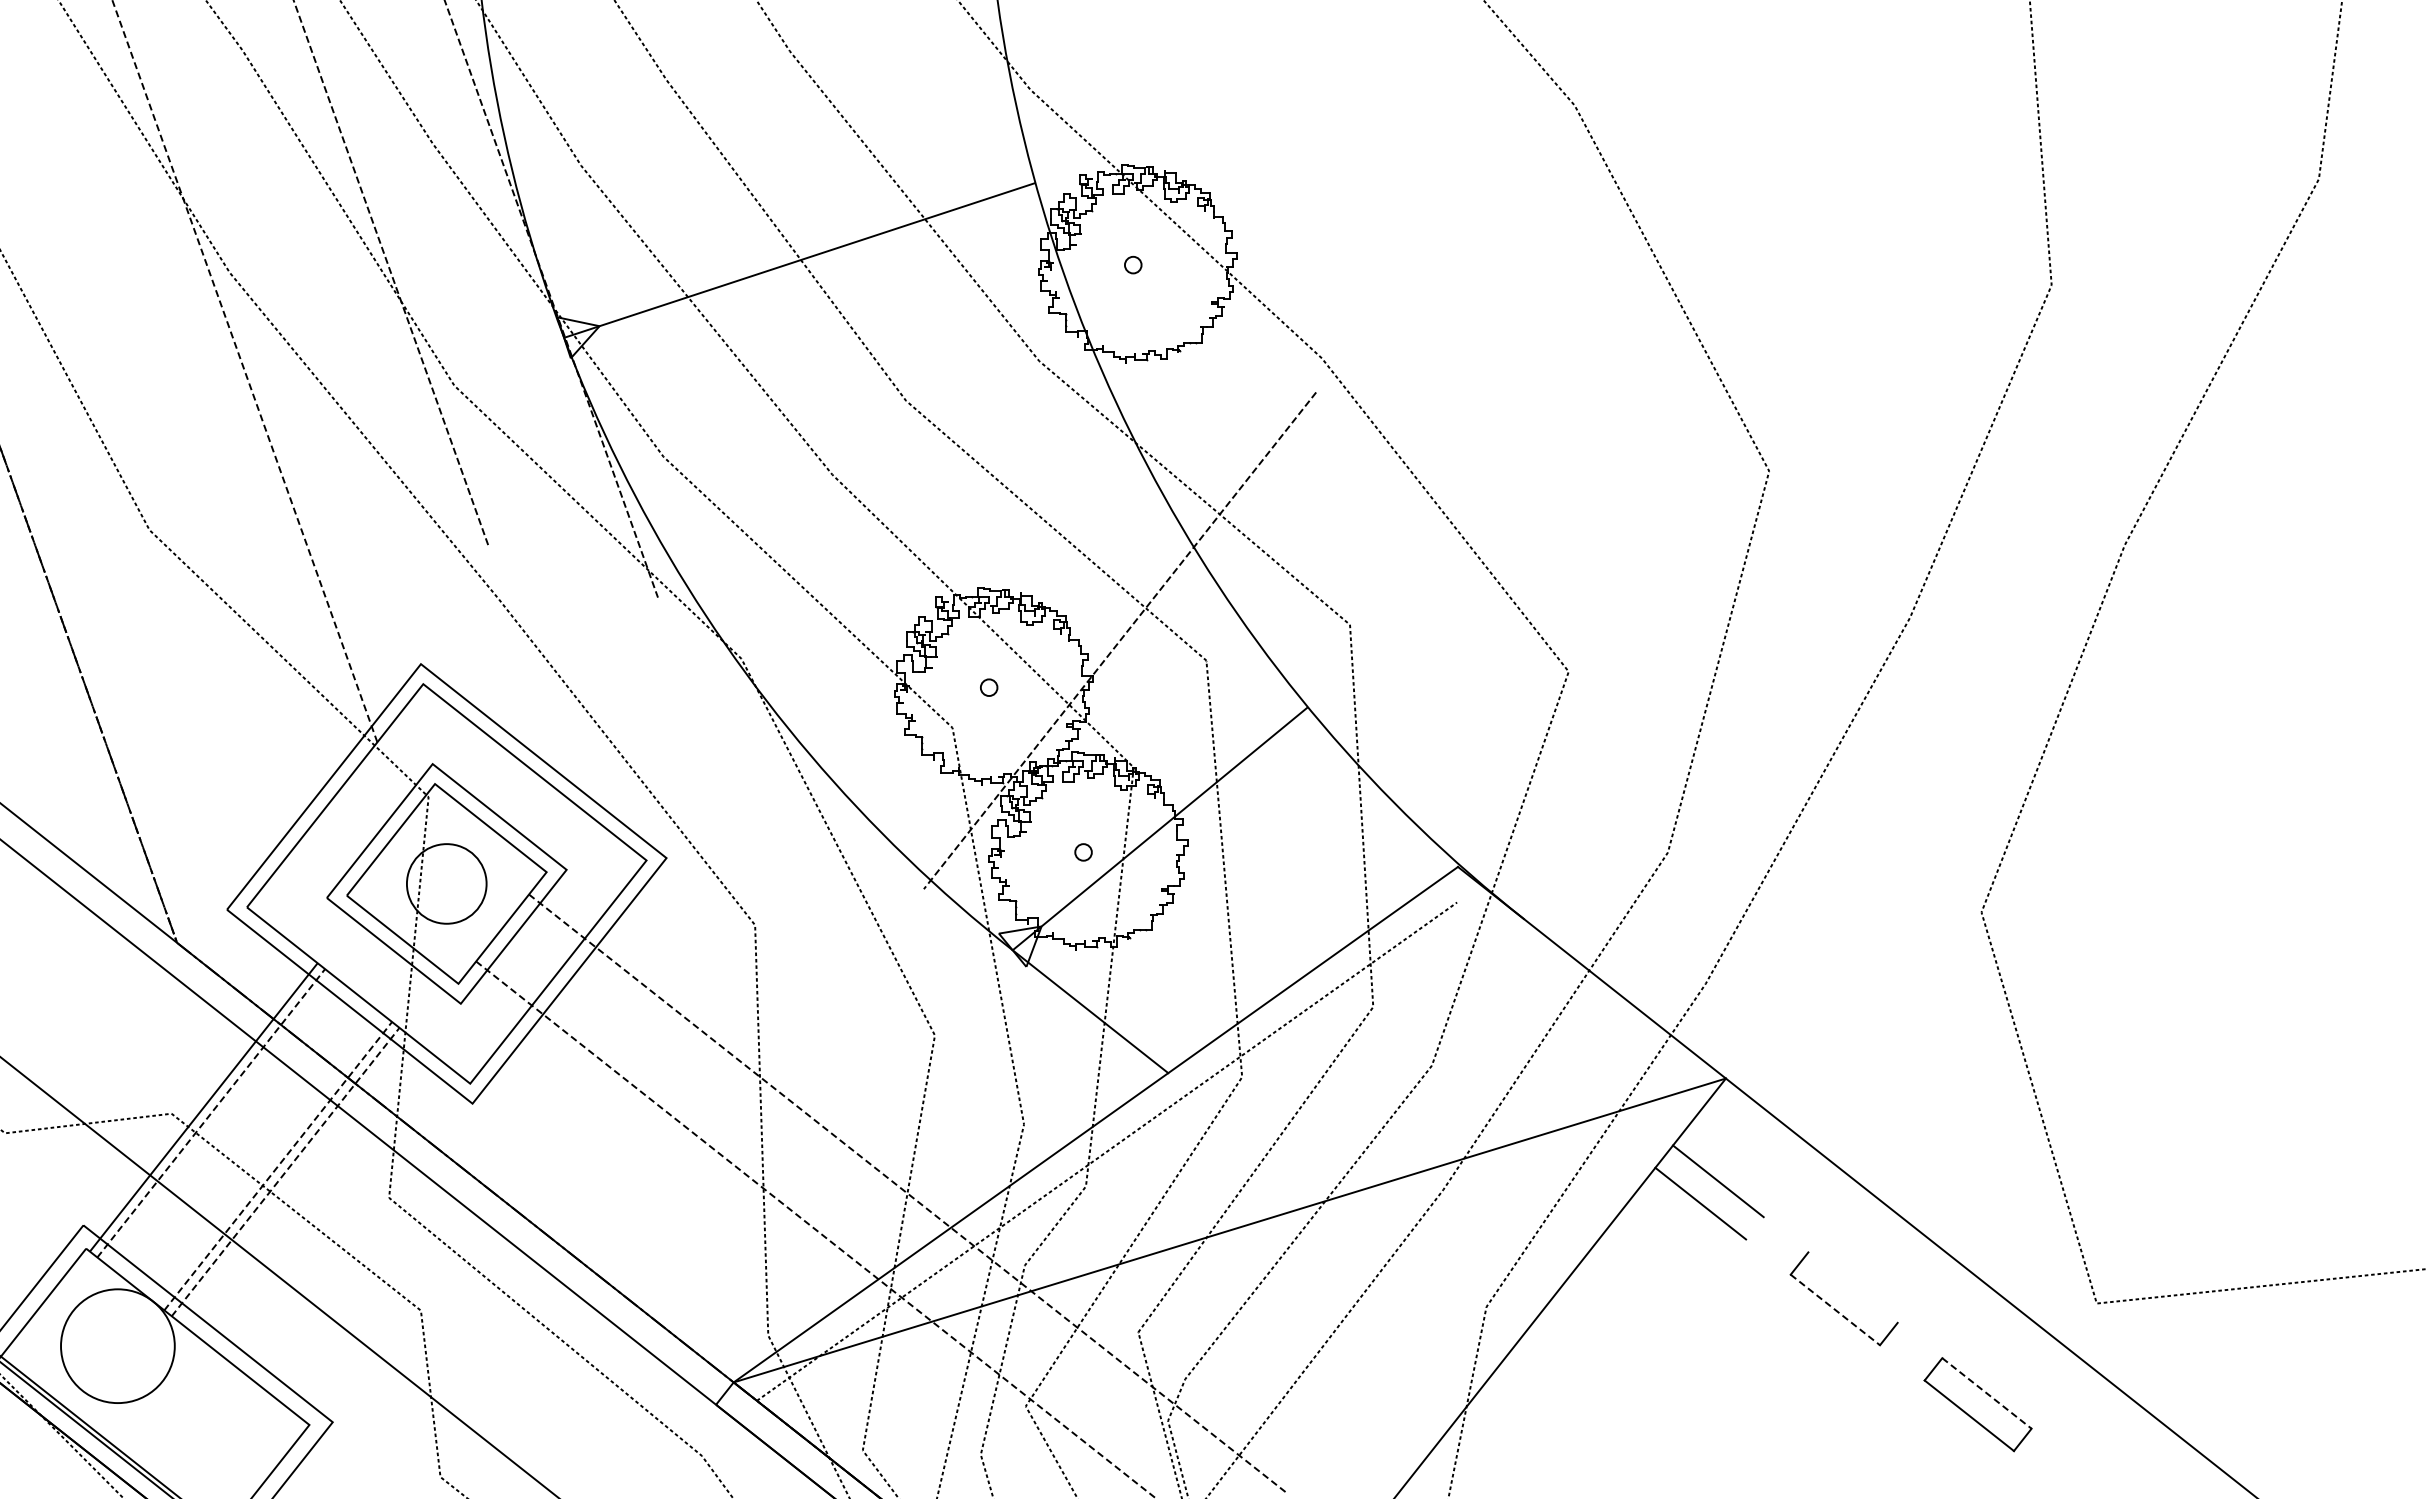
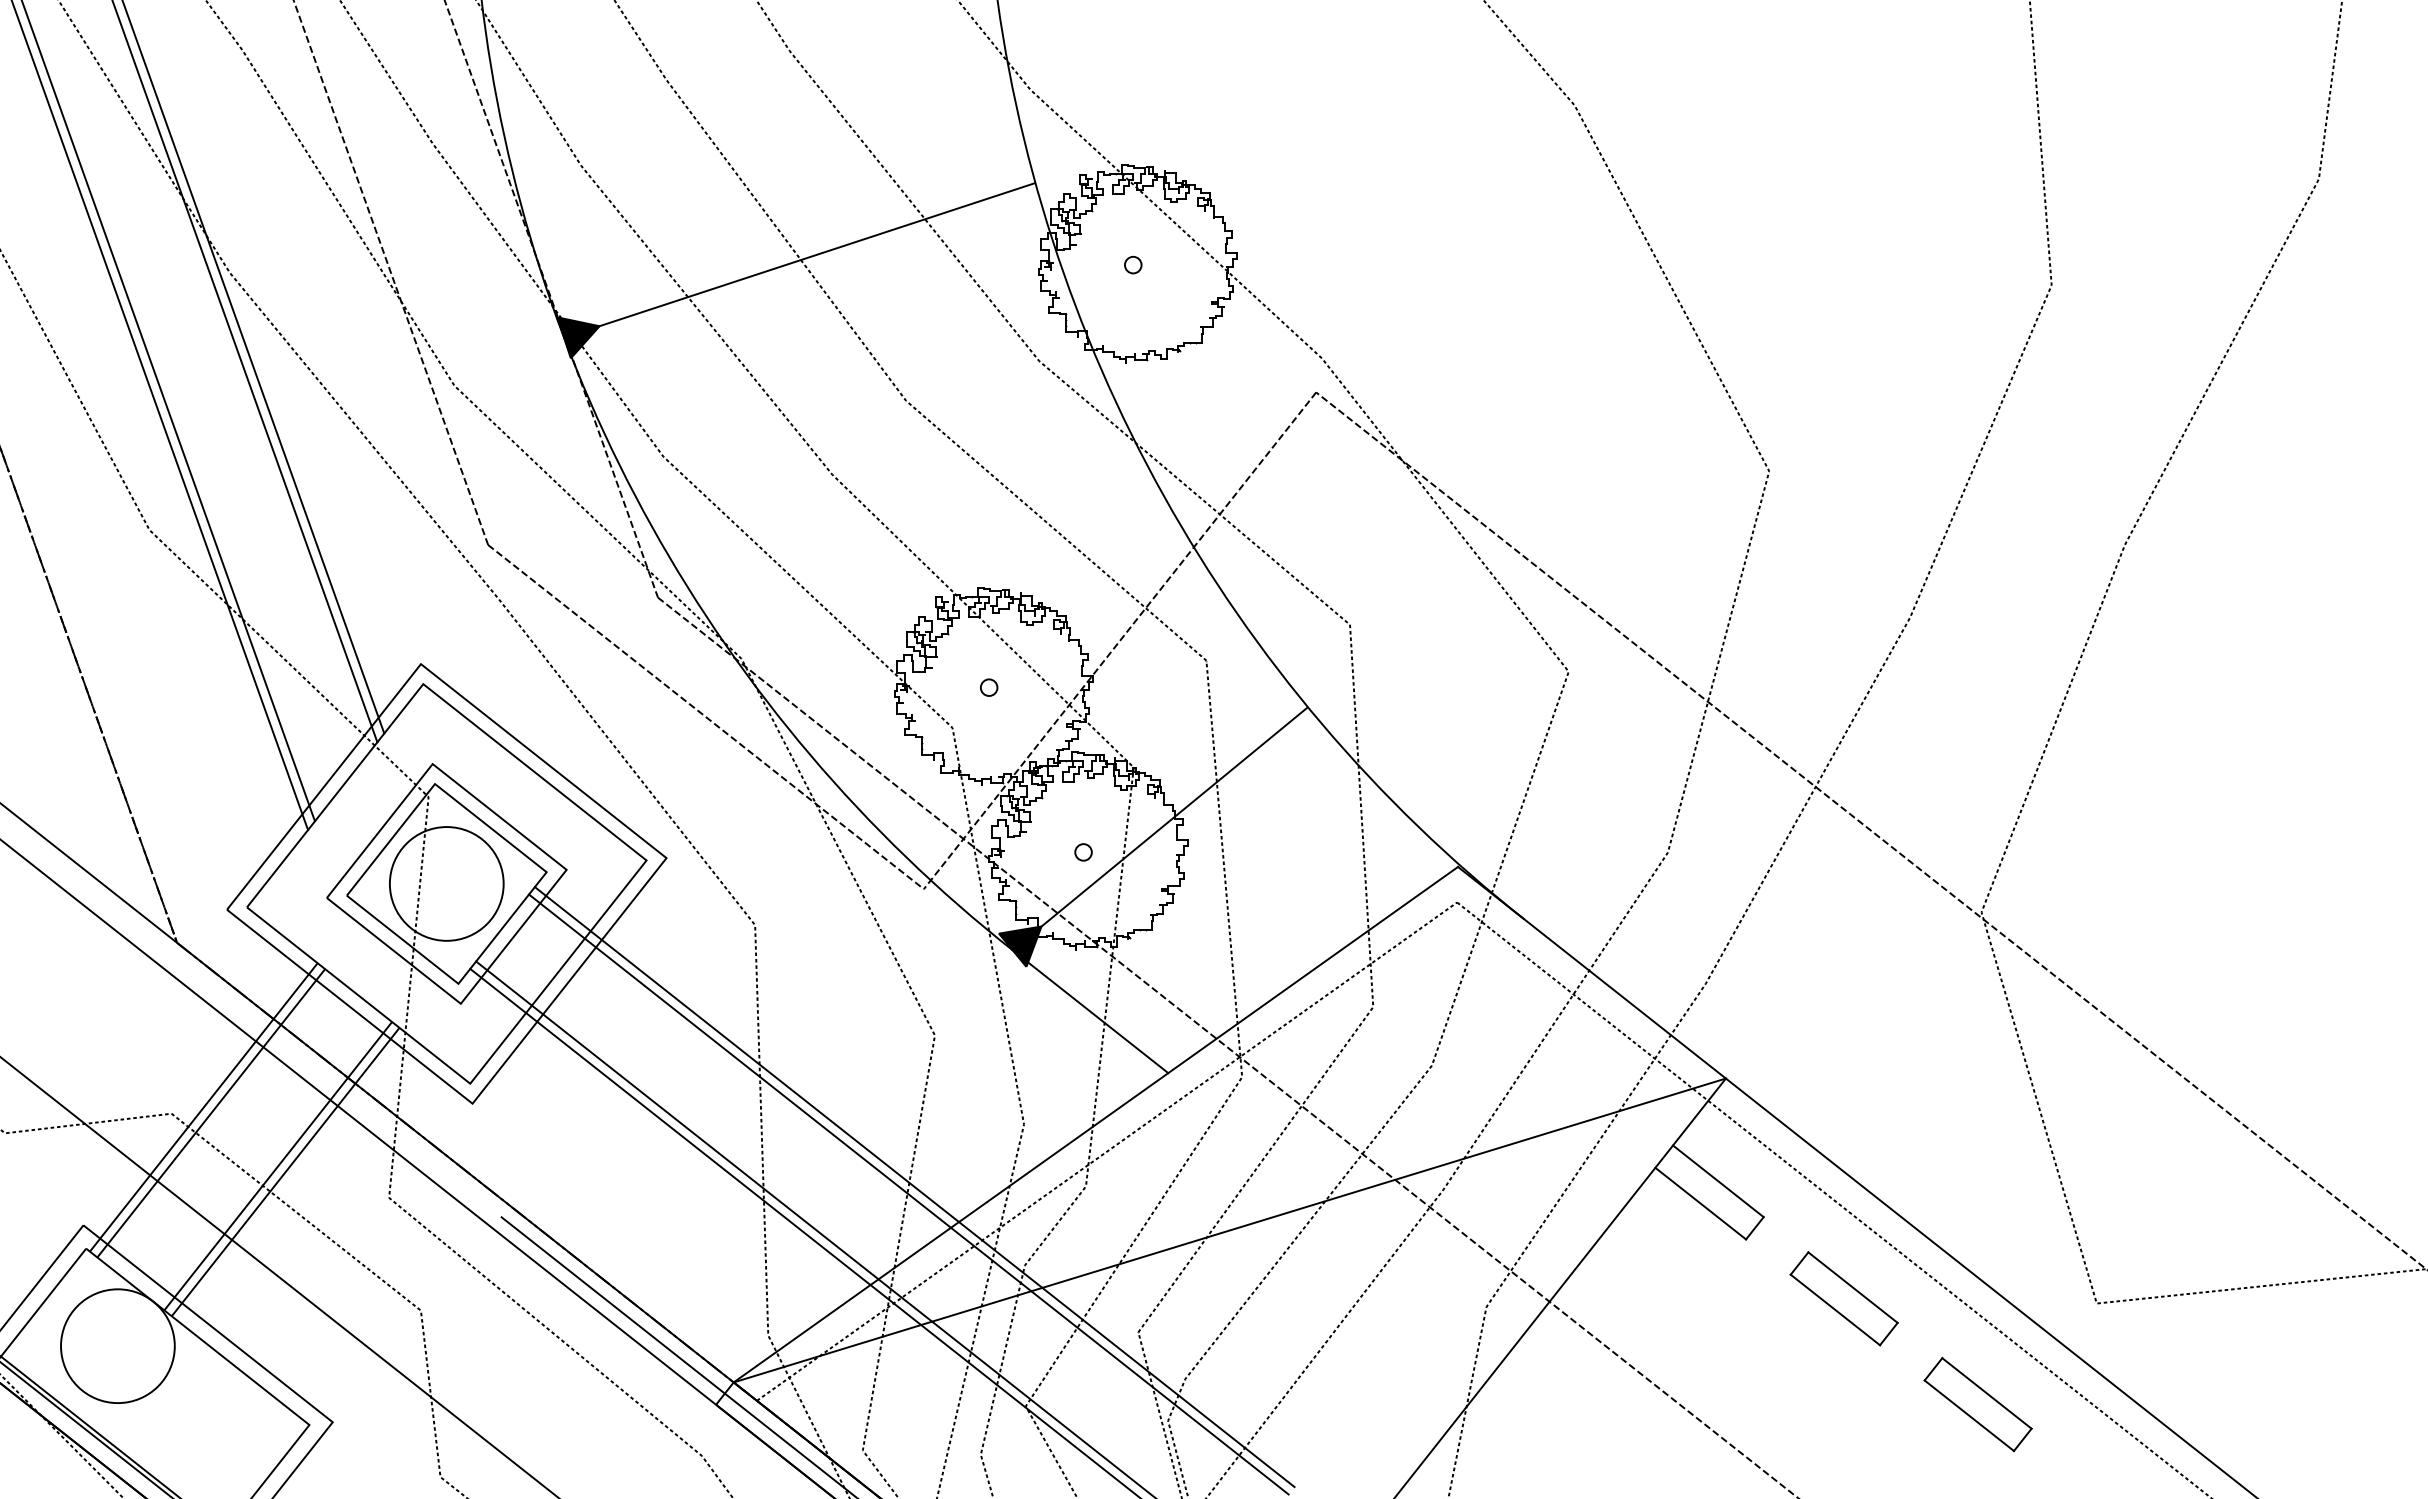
fill: none -> present (578, 337)
line: none -> present (253, 367)
line: dashed -> solid (244, 371)
line: none -> present (168, 411)
line: none -> present (160, 416)
line: none -> present (705, 717)
line: none -> present (1870, 829)
circle diameter: 80 px -> 114 px (446, 883)
fill: none -> present (1020, 946)
line: none -> present (1226, 1046)
line: dashed -> solid (211, 1113)
line: dashed -> solid (278, 1166)
line: dashed -> solid (285, 1172)
line: none -> present (914, 1187)
line: dashed -> solid (908, 1194)
line: none -> present (1832, 1198)
line: none -> present (1754, 1228)
line: dashed -> solid (816, 1230)
line: none -> present (803, 1231)
line: none -> present (1852, 1287)
line: dashed -> solid (1835, 1309)
line: none -> present (677, 1356)
line: dashed -> solid (1986, 1393)
